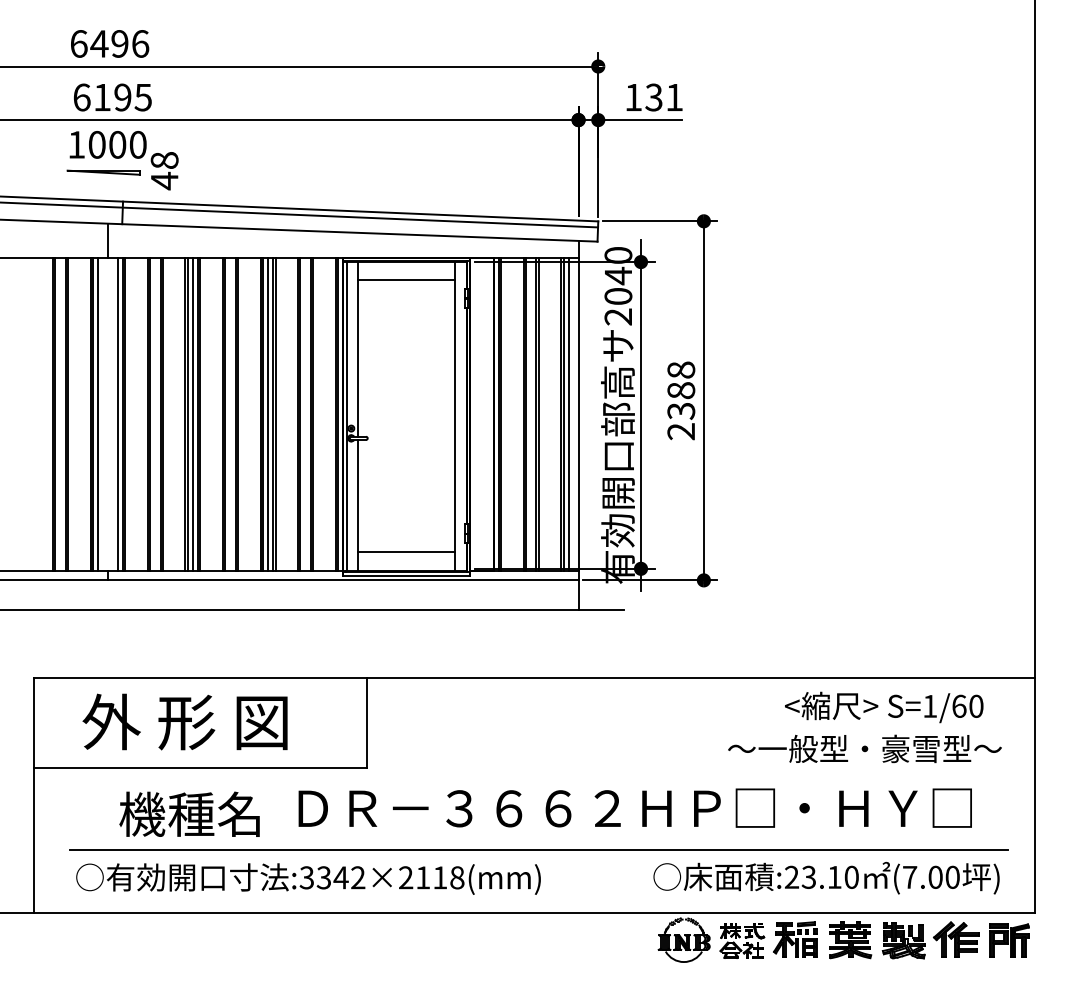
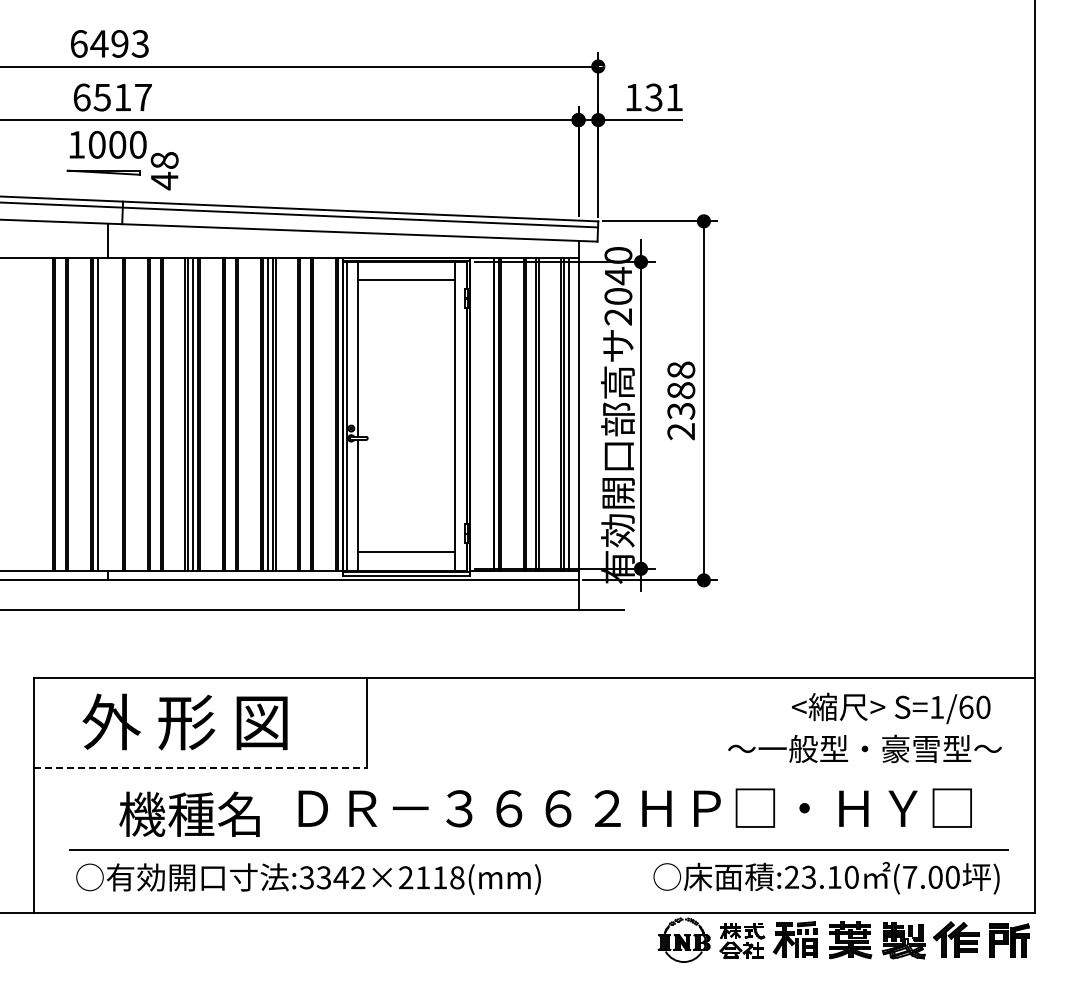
text: 6496 -> 6493 (140, 43)
text: 6195 -> 6517 (122, 97)
line: present -> none (117, 414)
text position: (884, 707) -> (891, 708) (891, 708)
line: solid -> dashed (200, 768)
